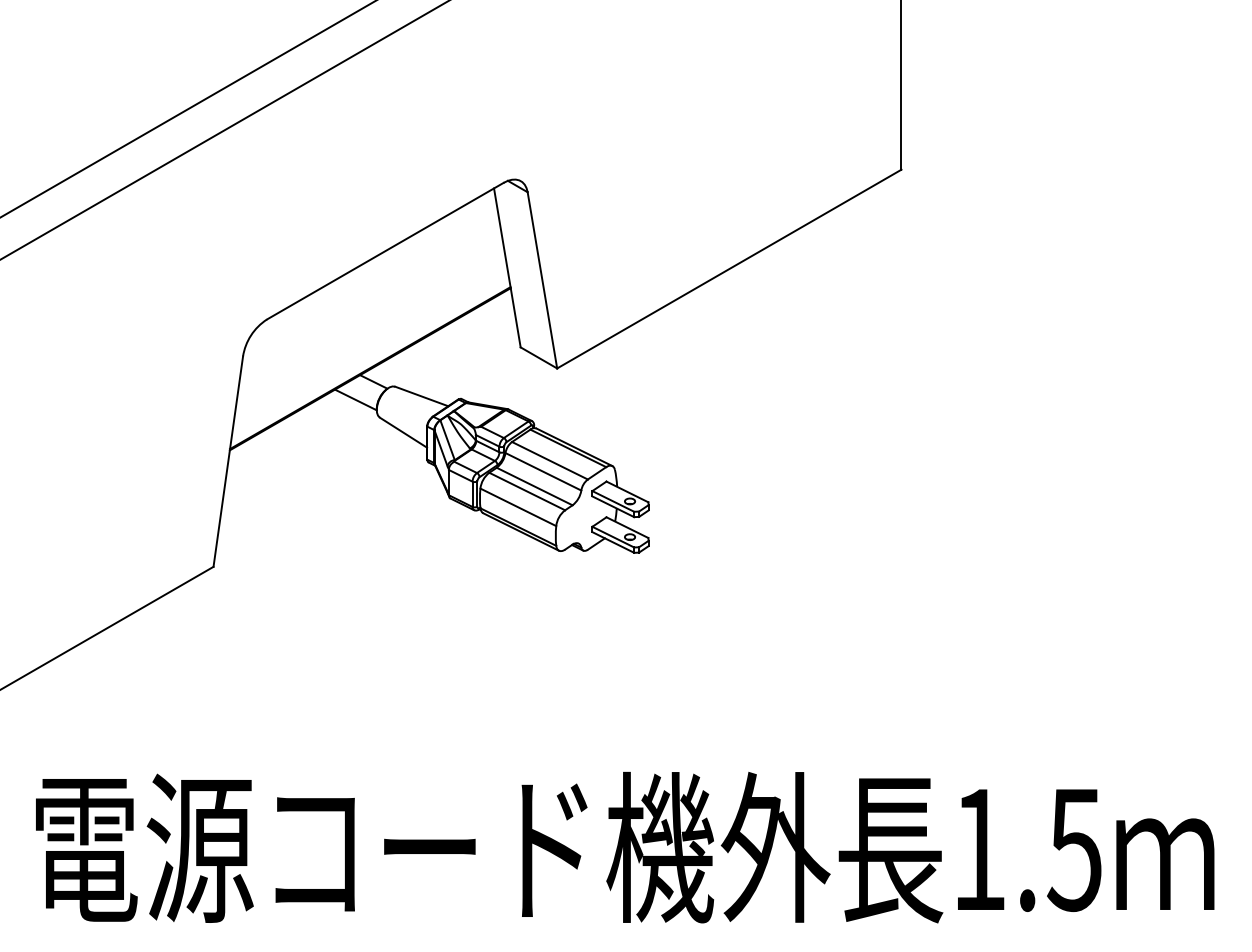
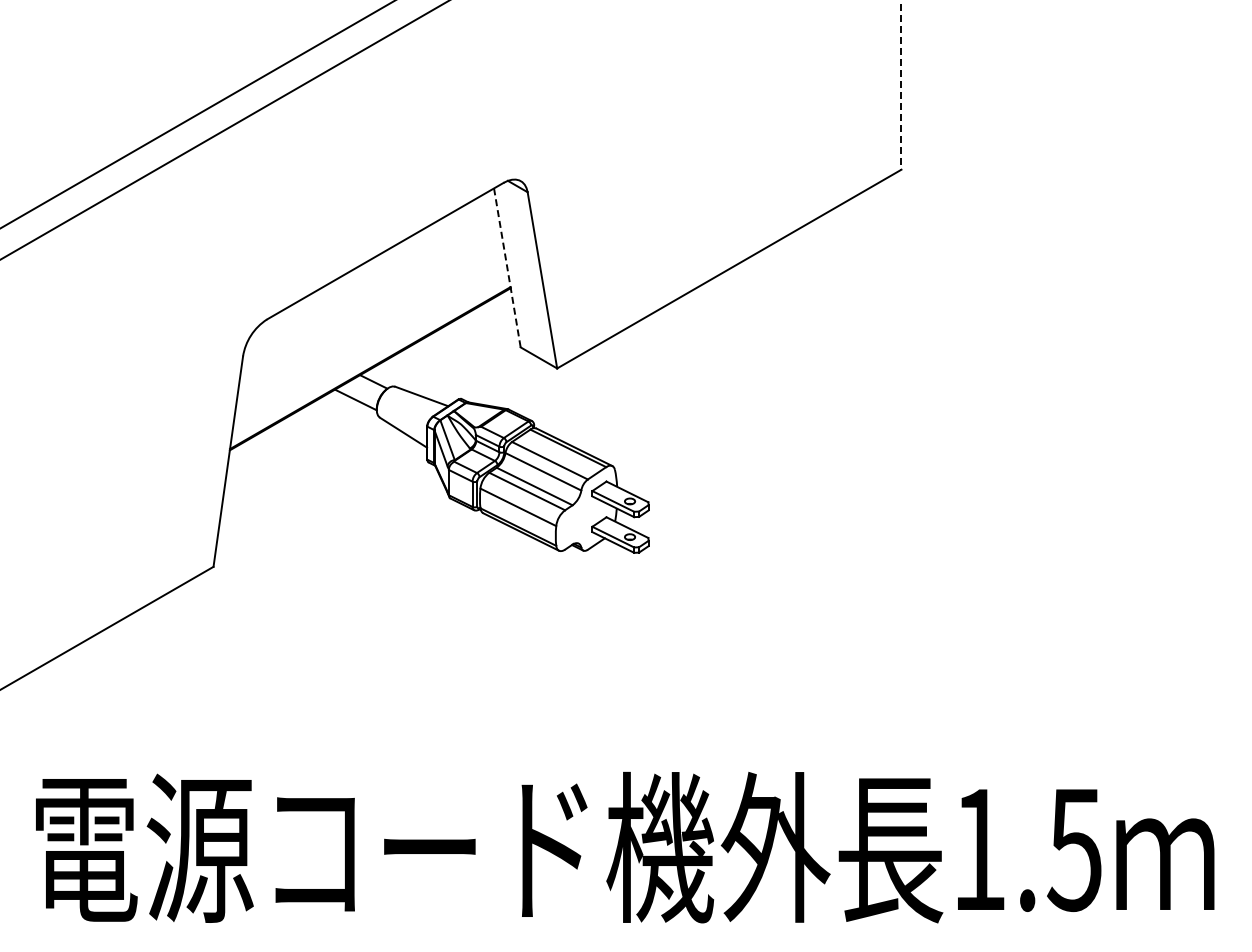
line: solid -> dashed (901, 84)
line position: (187, 109) -> (197, 114) (197, 114)
line: solid -> dashed (507, 267)
